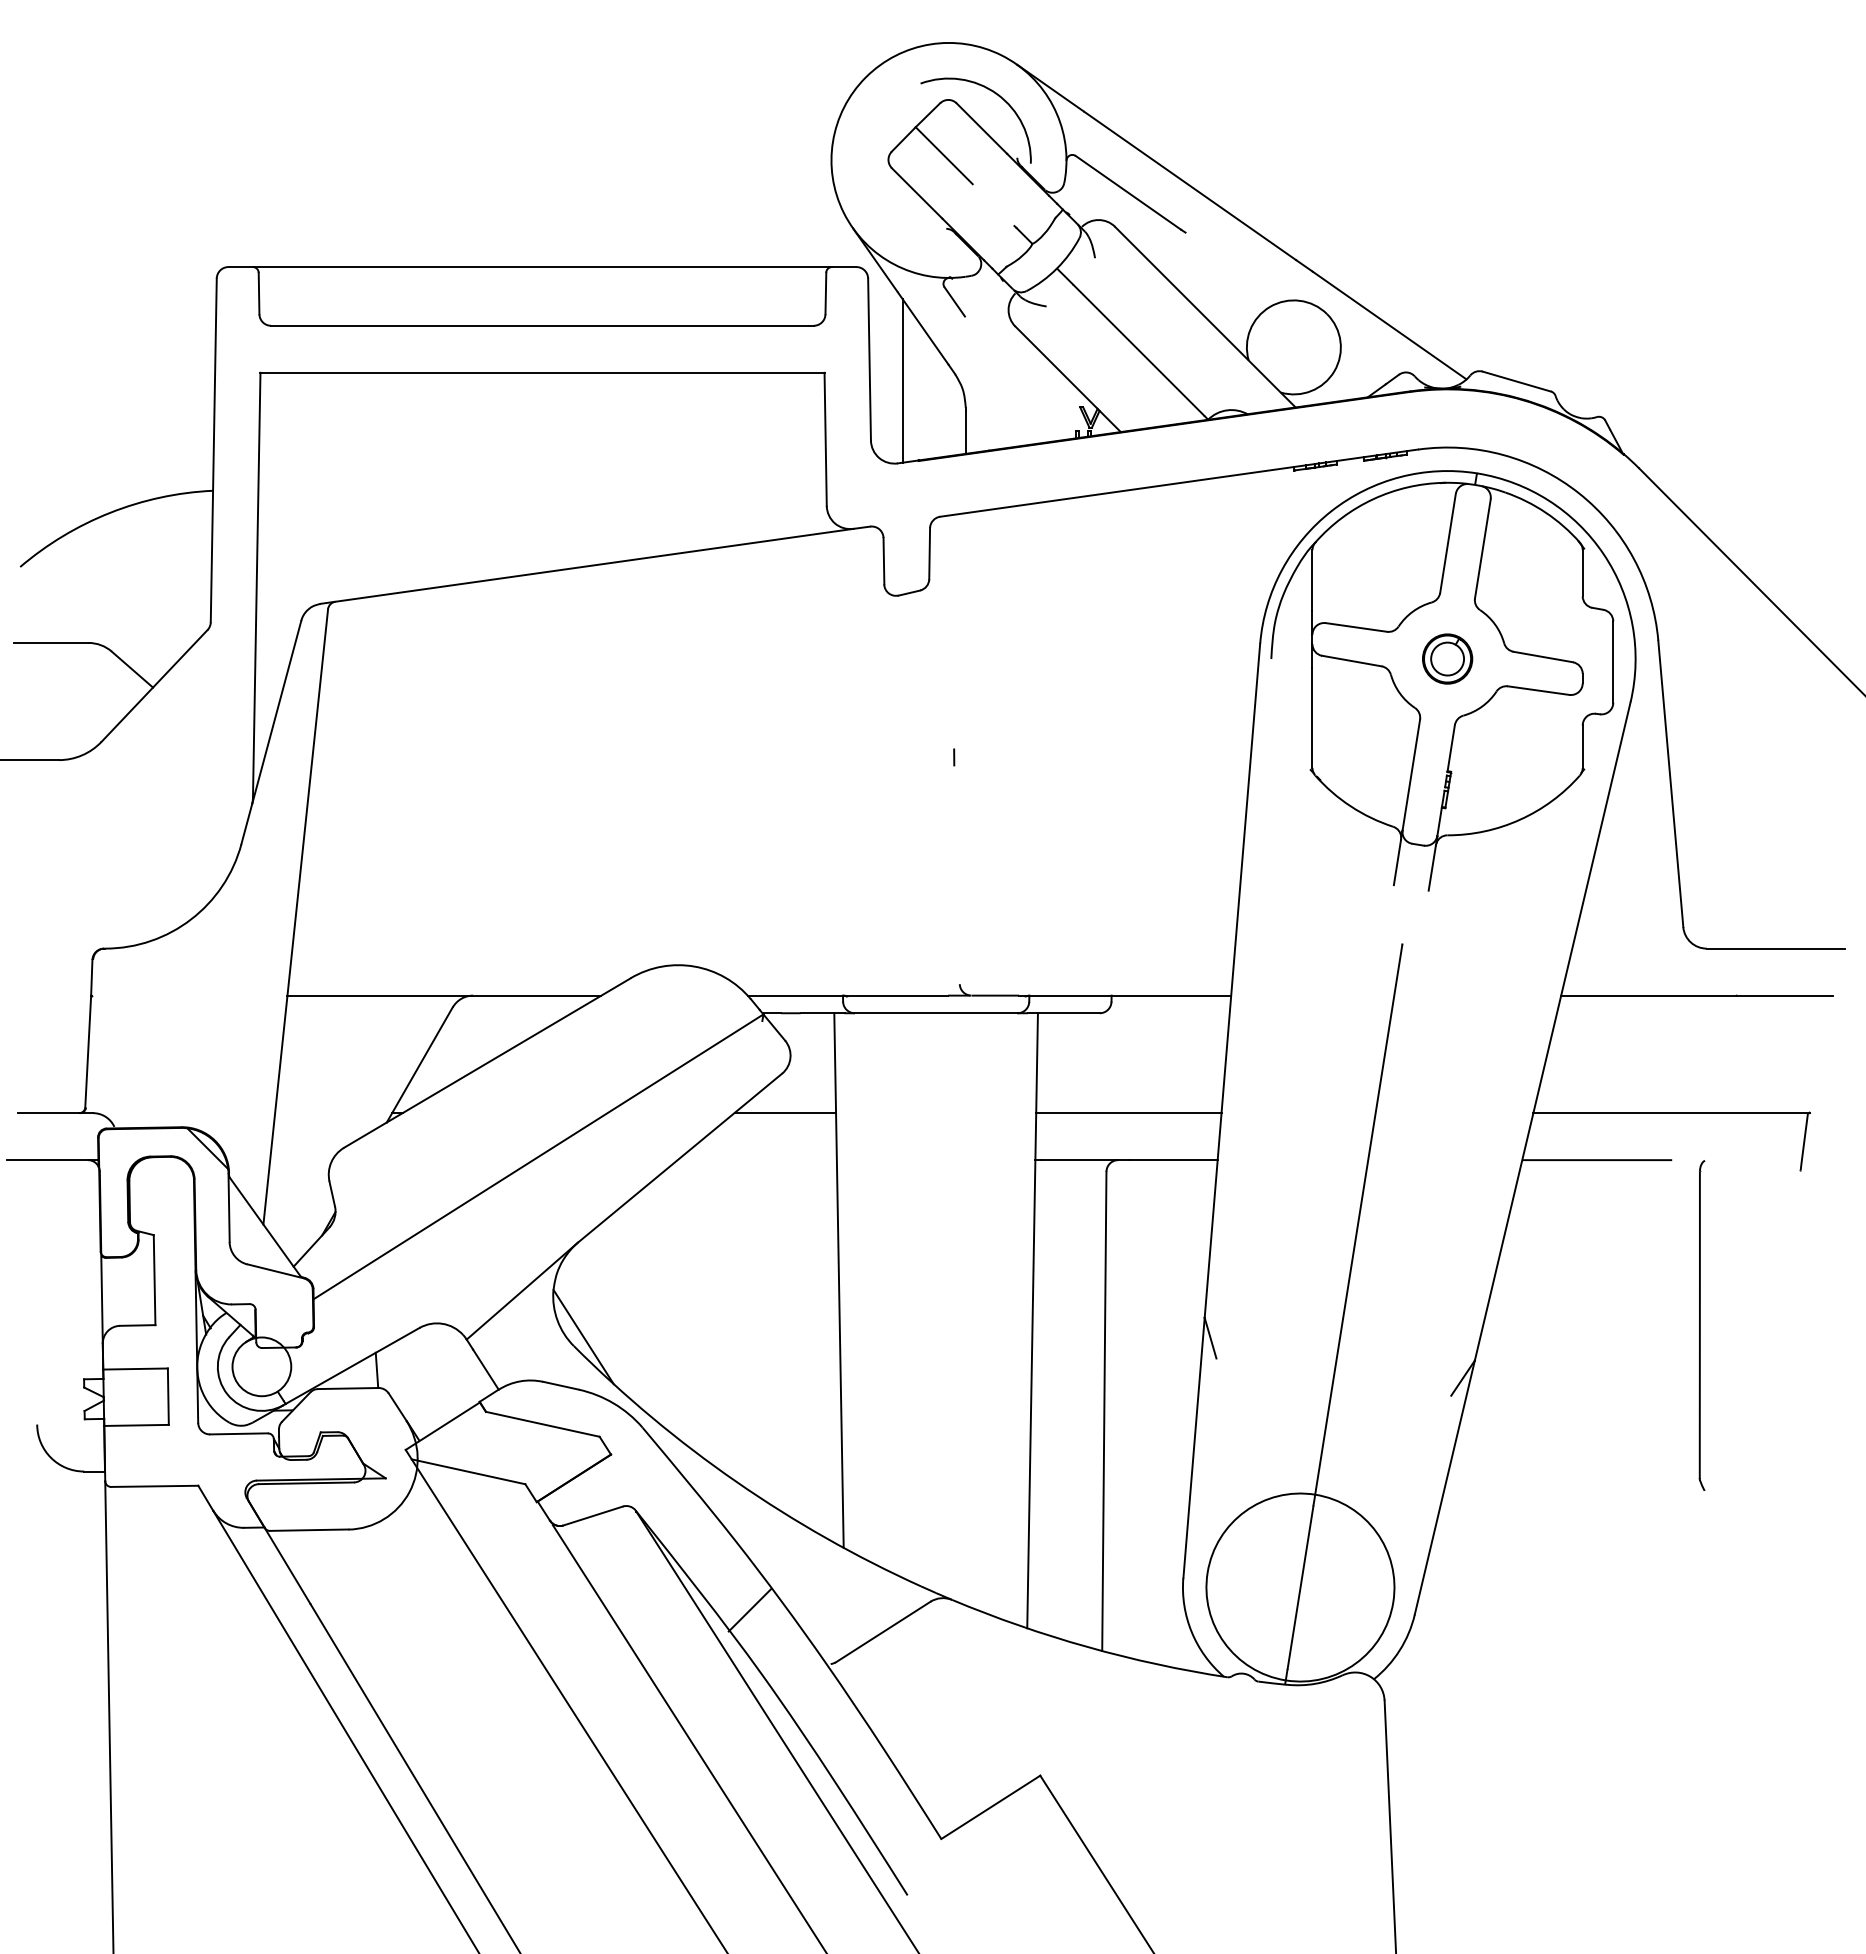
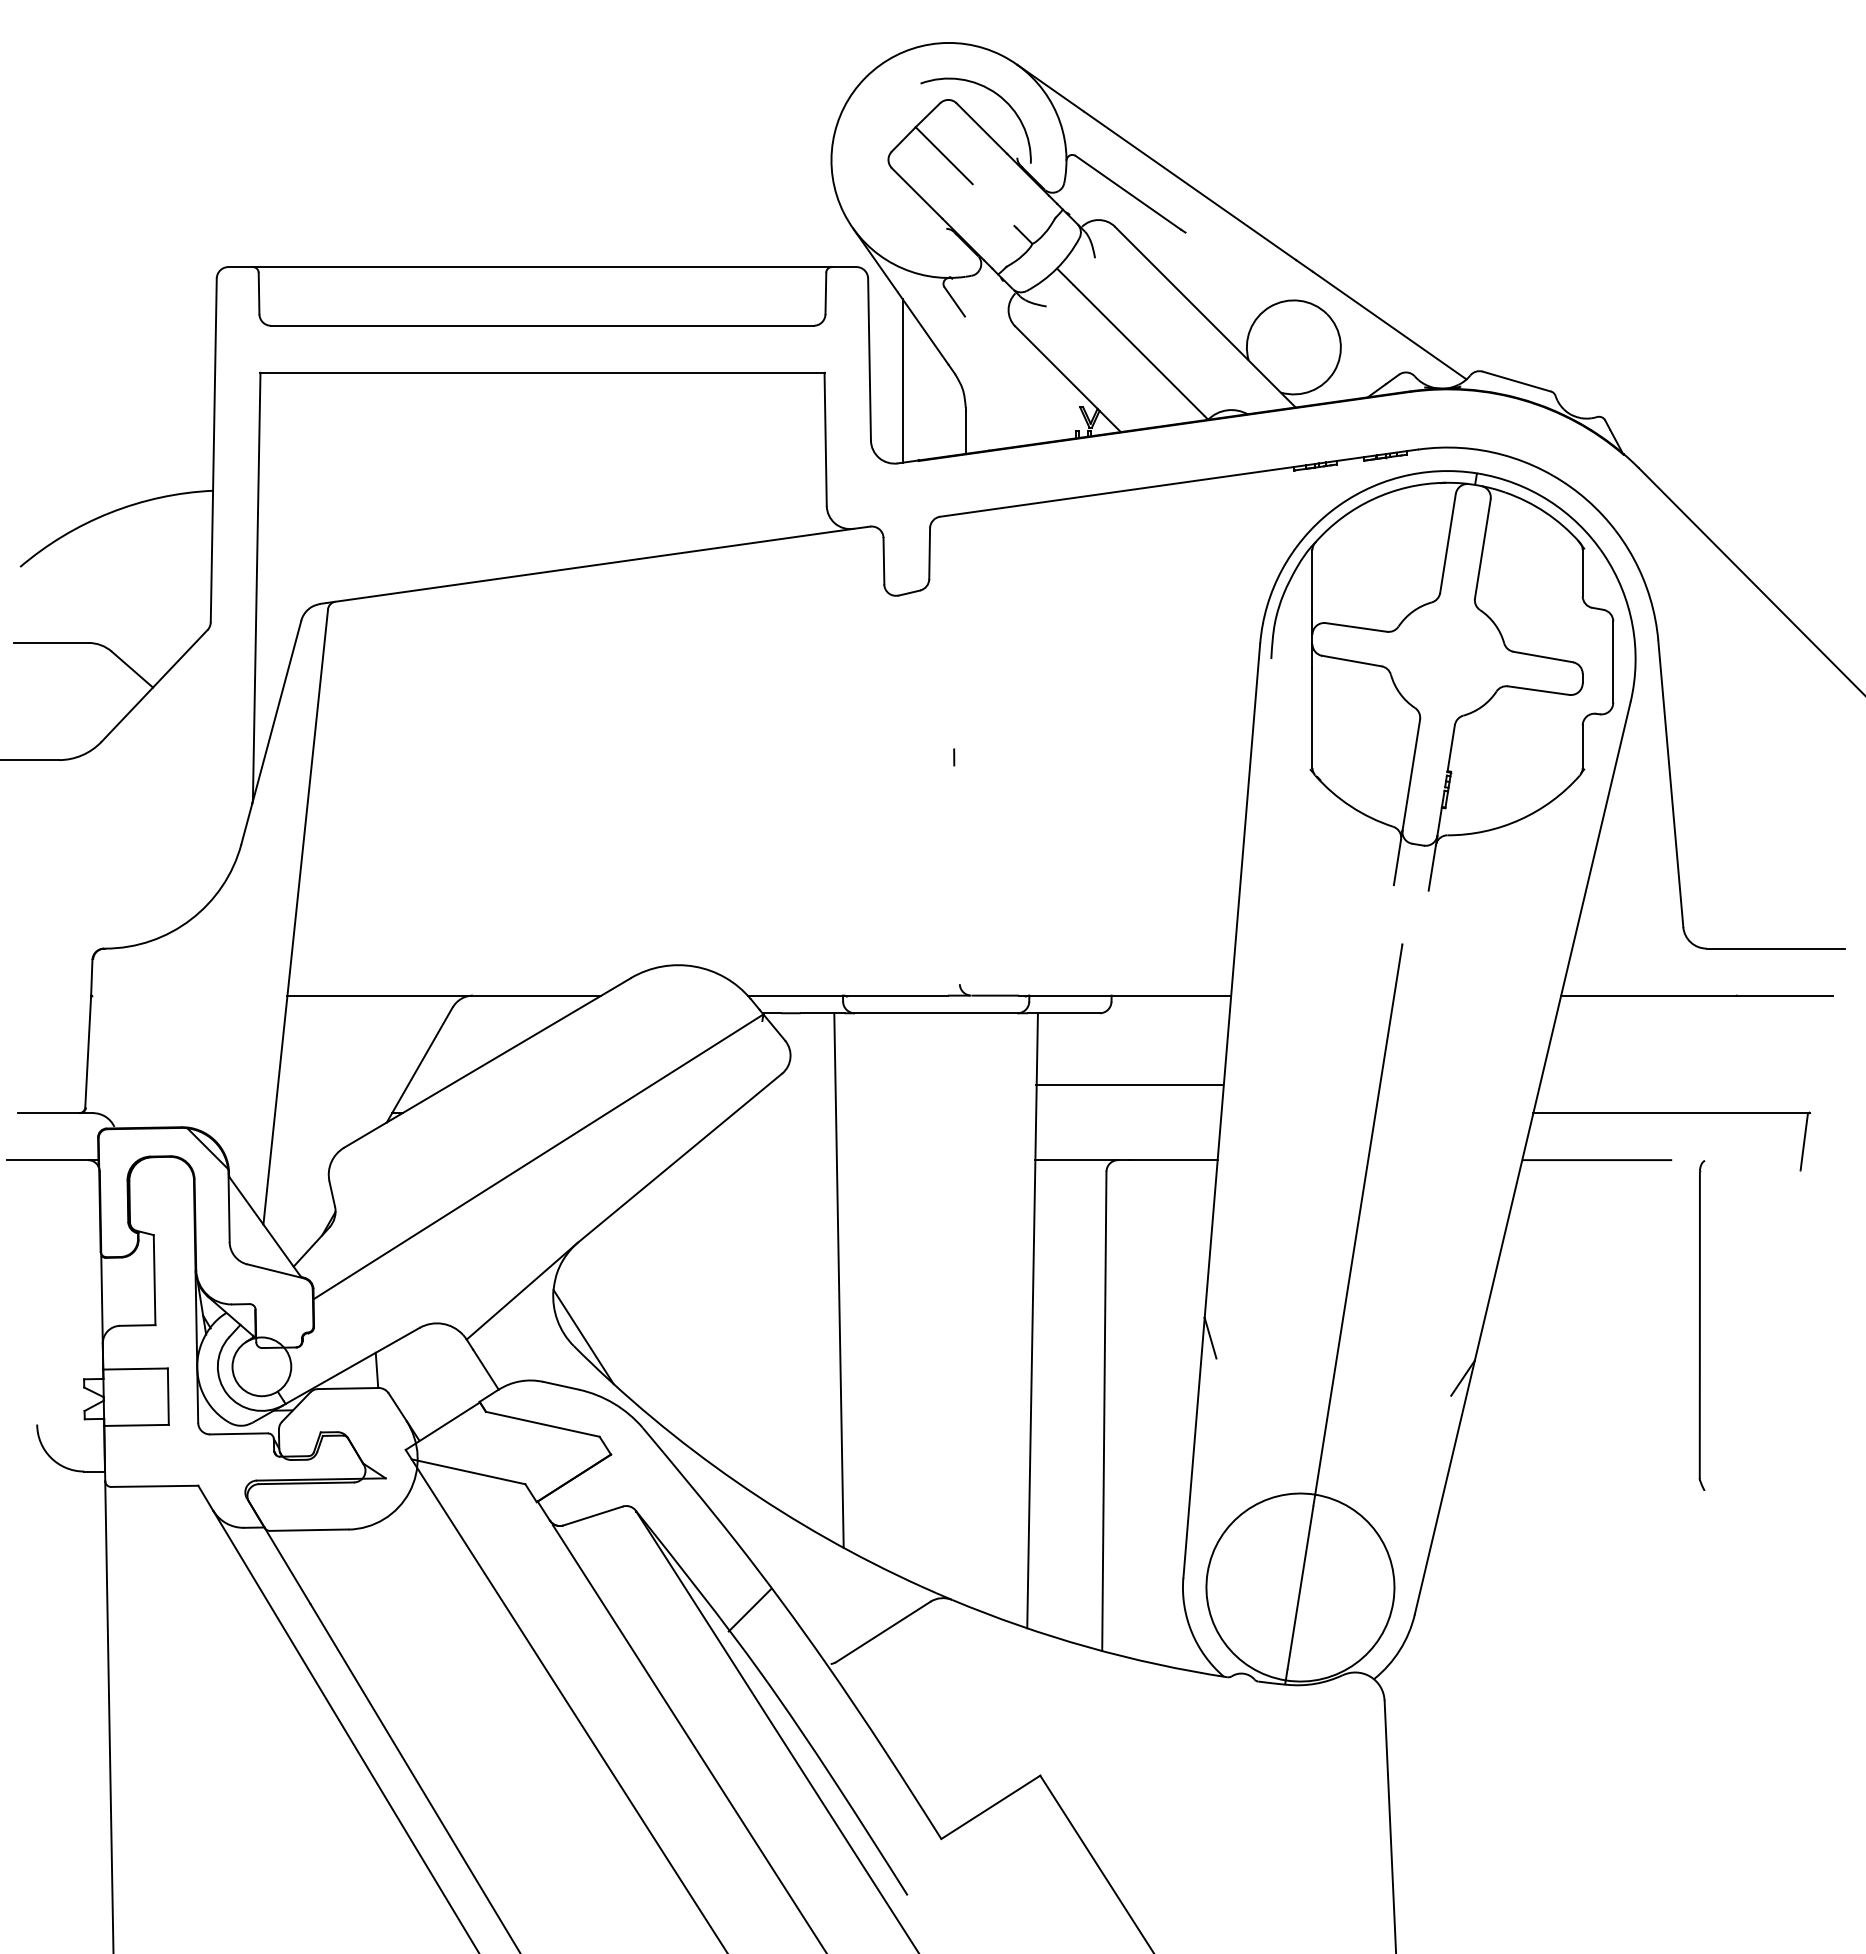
part: present -> none (1447, 658)
line: present -> none (785, 1113)
line position: (1128, 1113) -> (1128, 1085) (1128, 1085)
